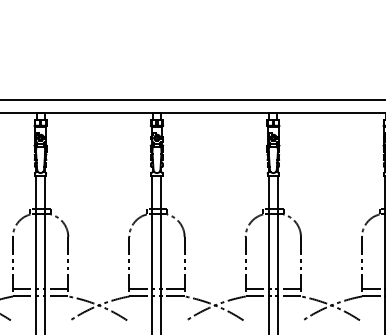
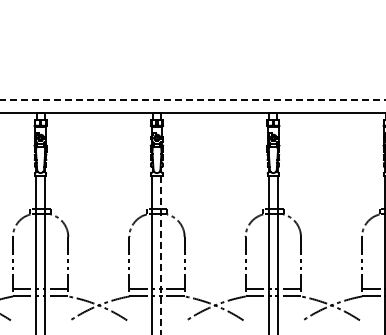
line: solid -> dashed (193, 99)
line: solid -> dashed (161, 255)
